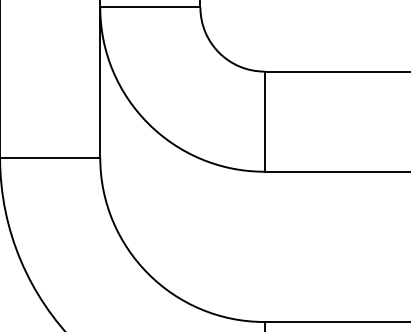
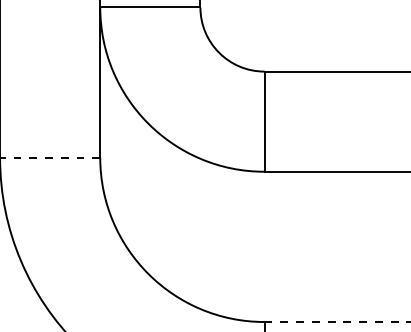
line: solid -> dashed (49, 157)
line: solid -> dashed (337, 322)
